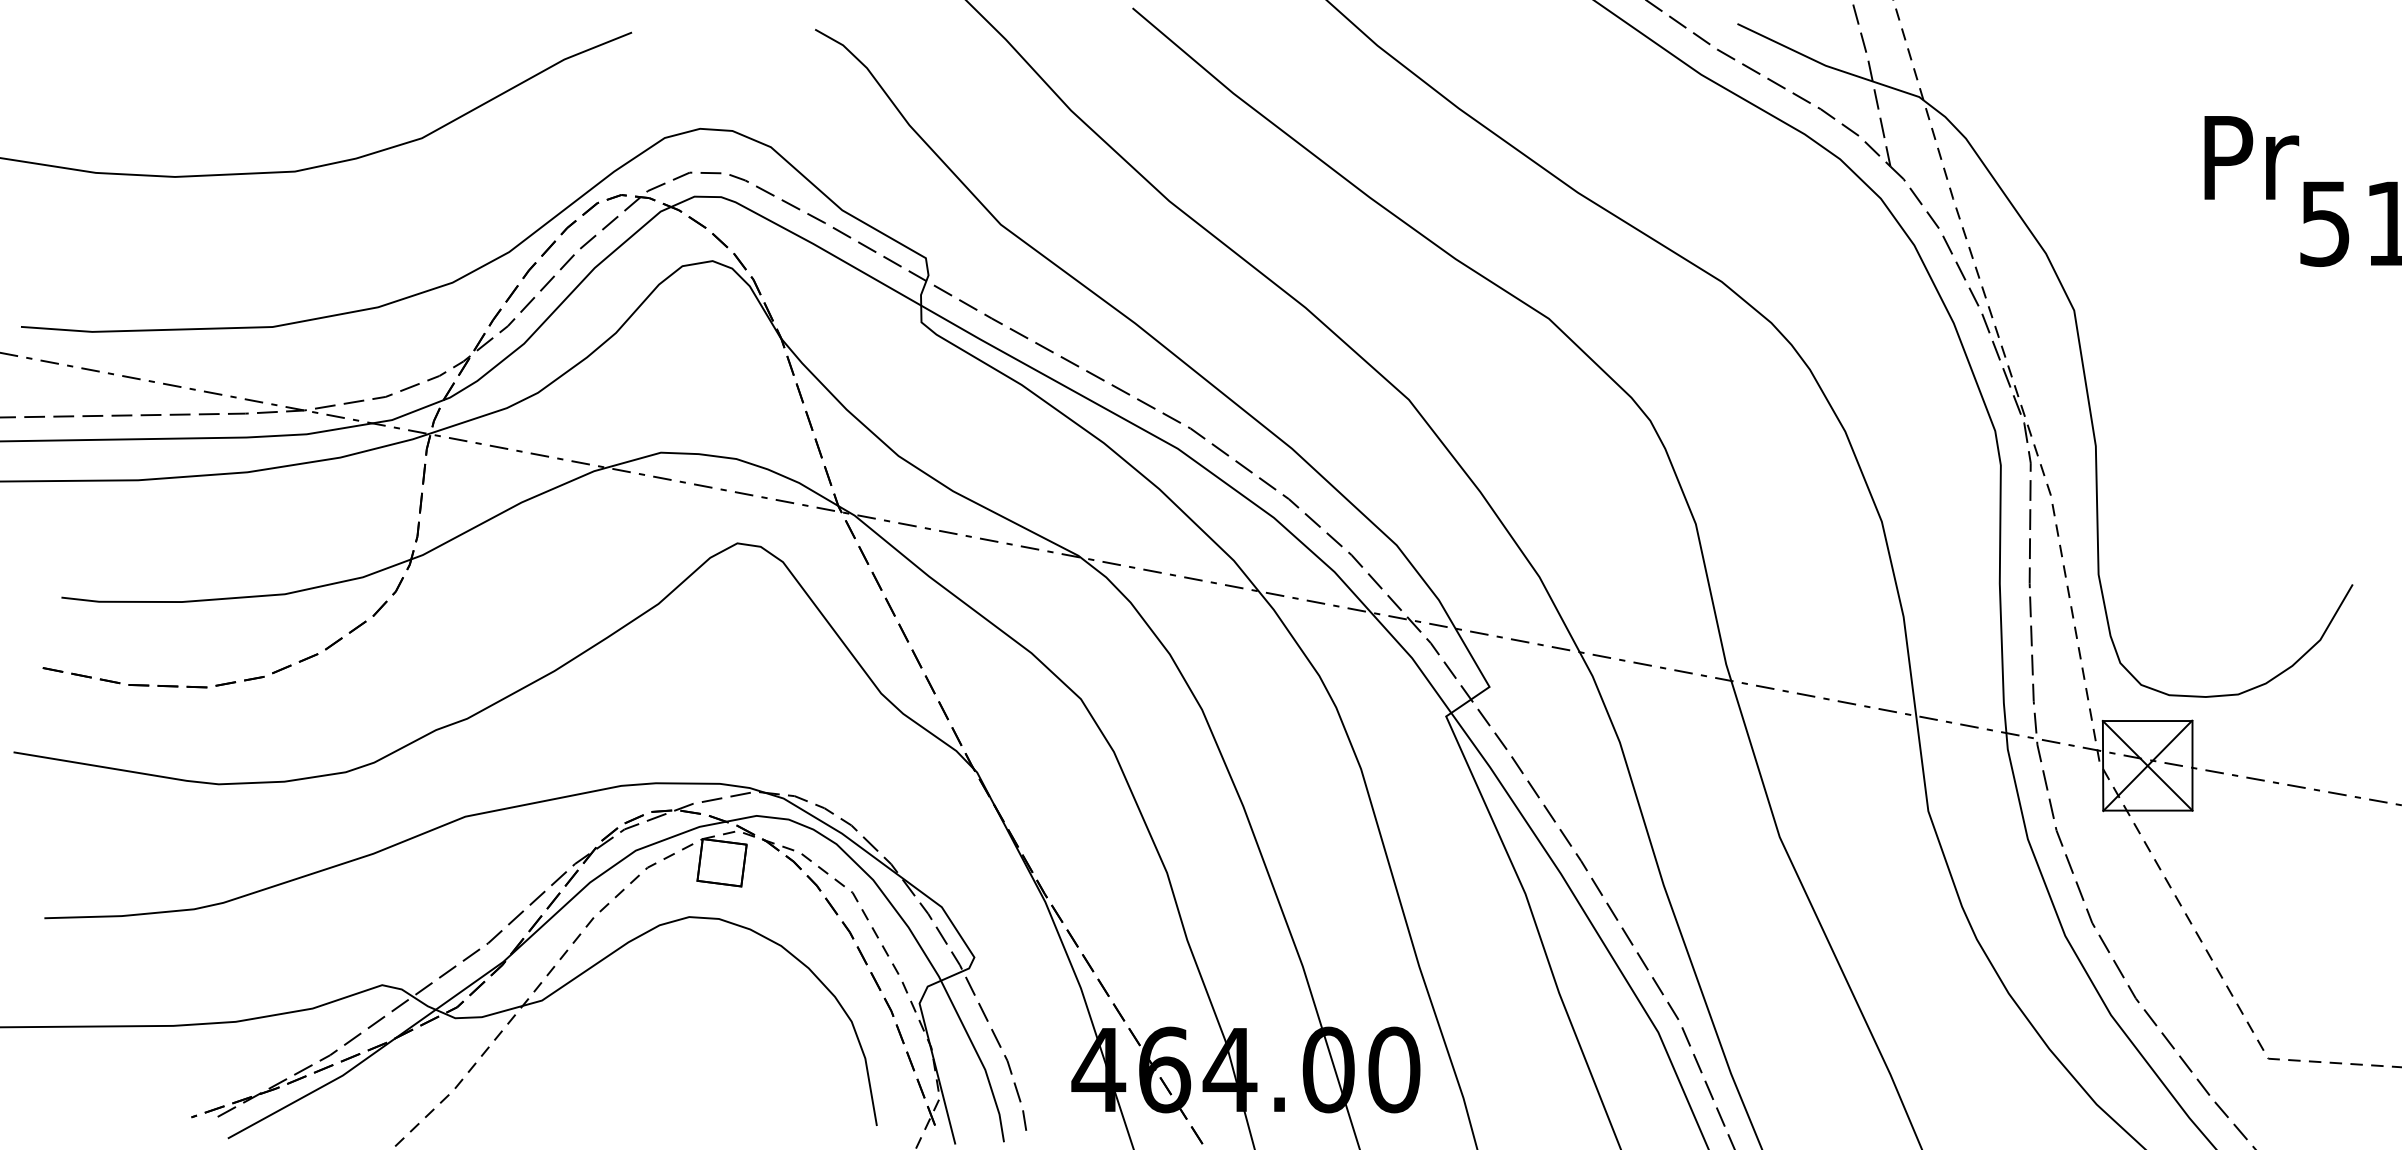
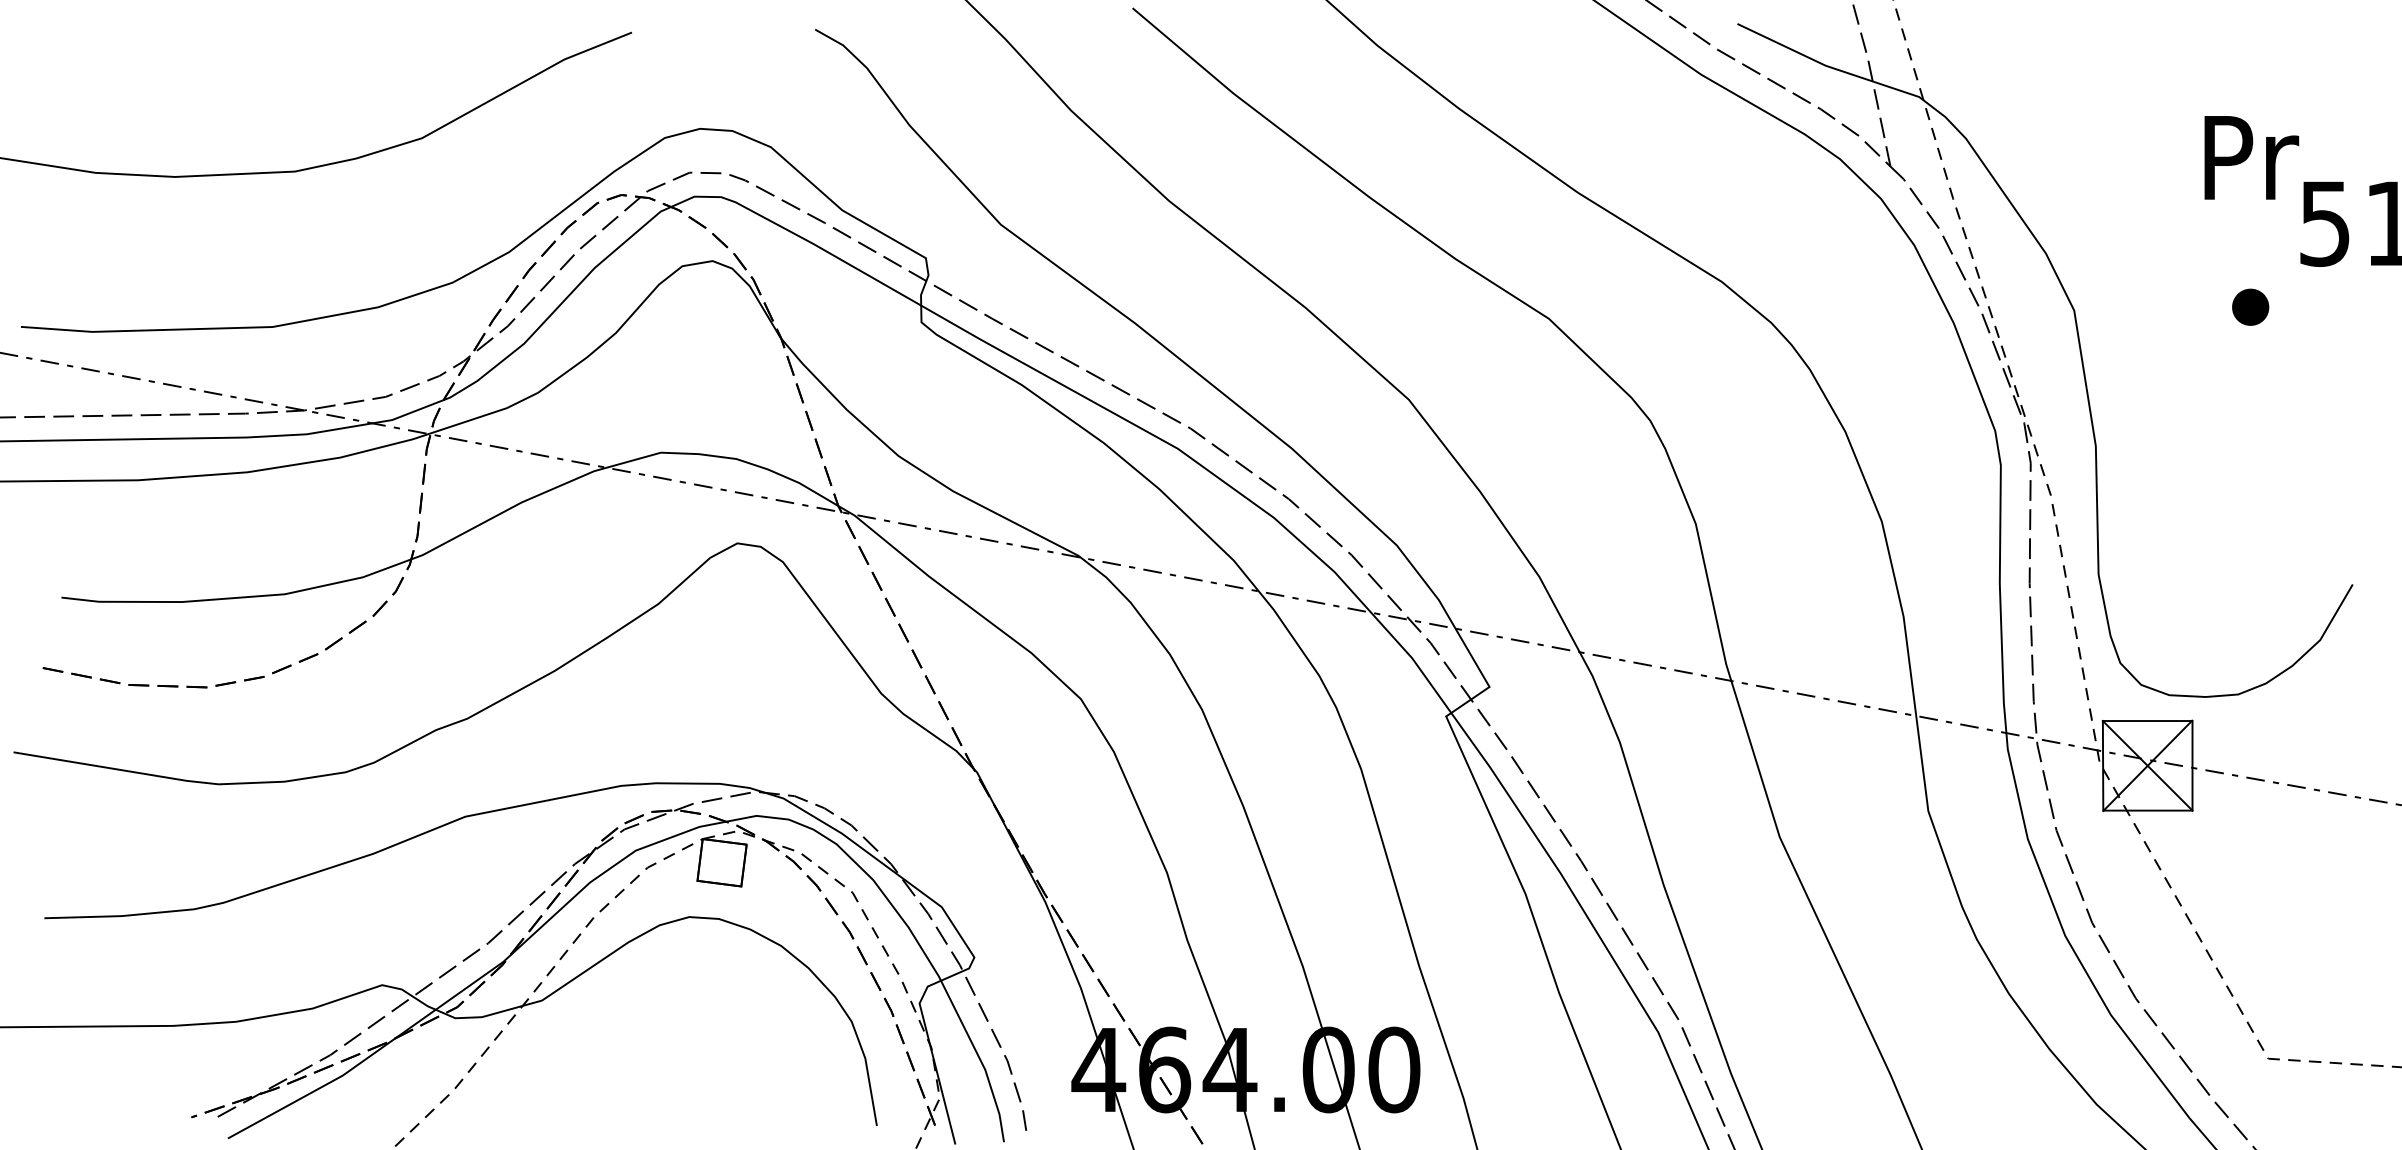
part: none -> present (2250, 306)
